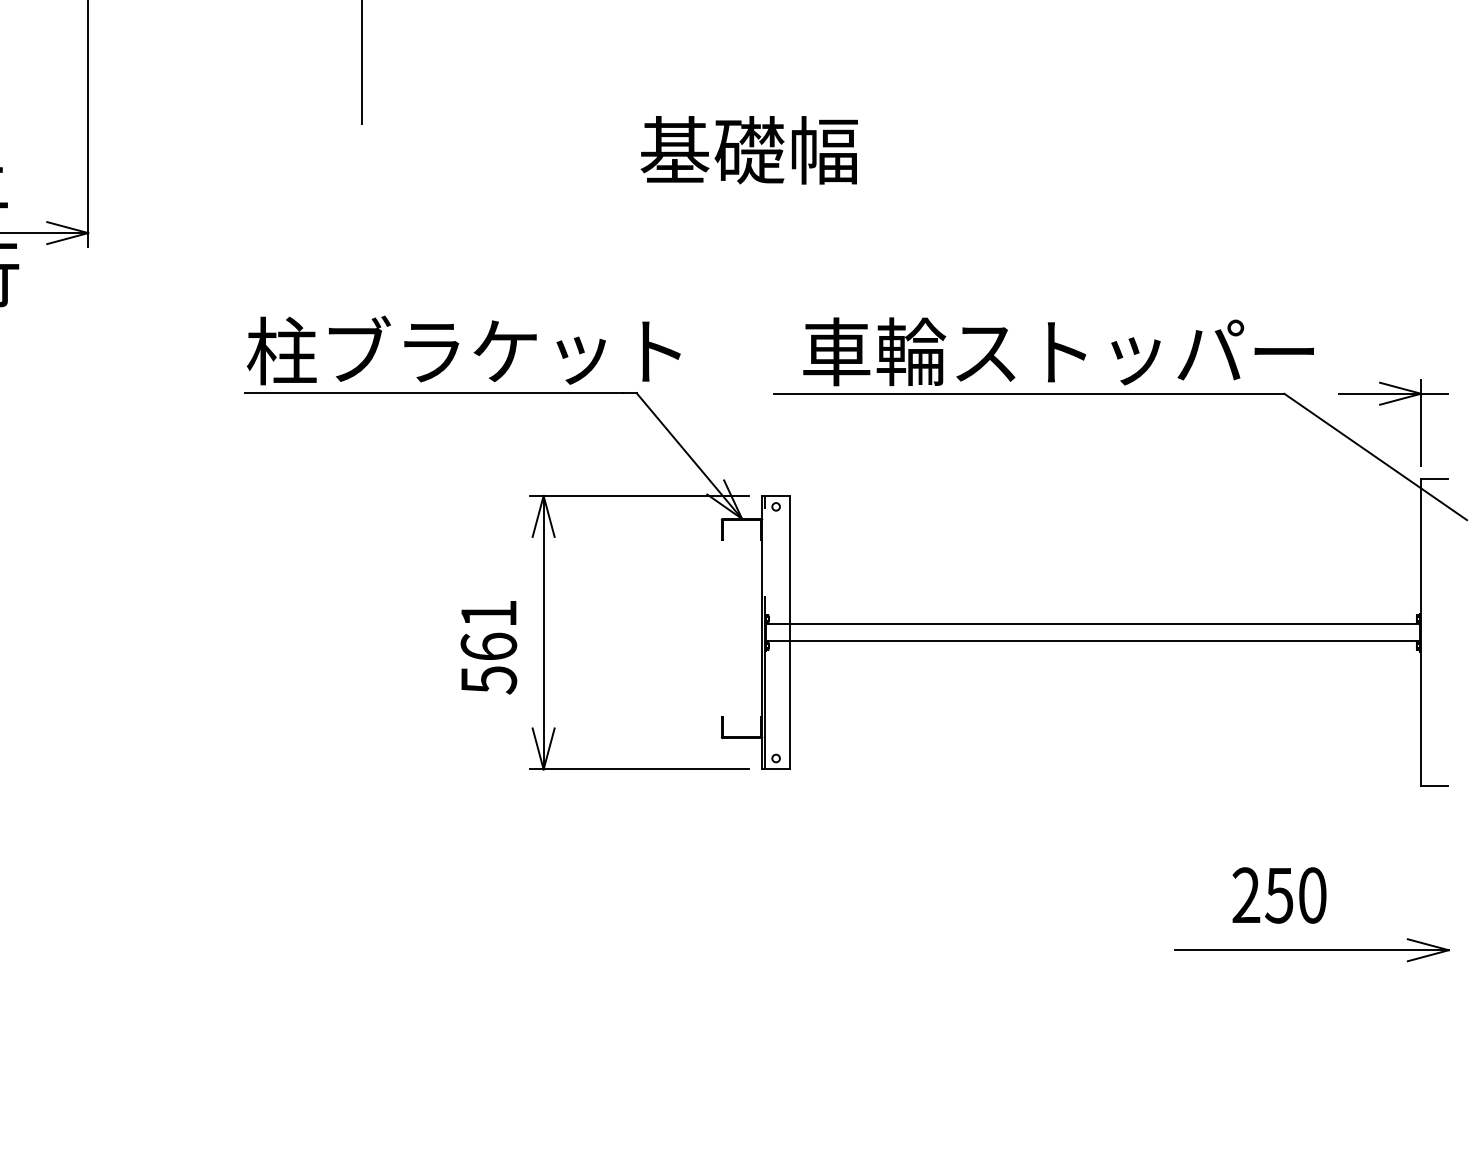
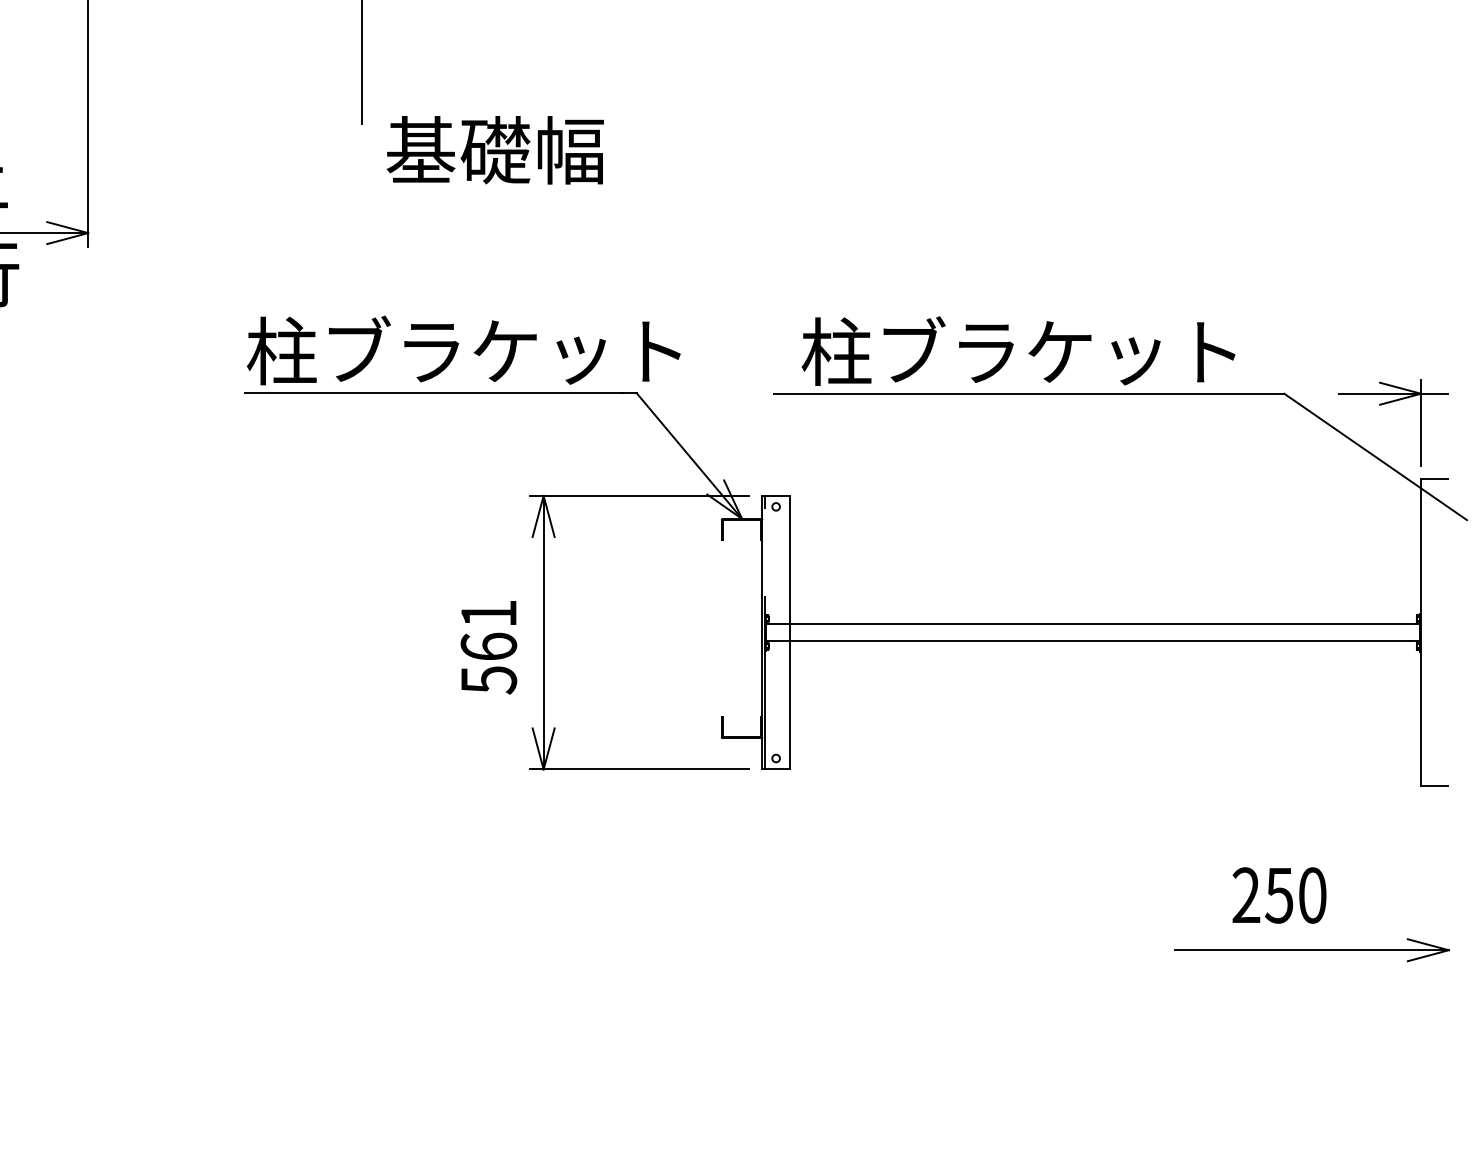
text position: (748, 150) -> (494, 150) (494, 150)
text: 車輪ストッパー -> 柱ブラケット (1057, 351)
